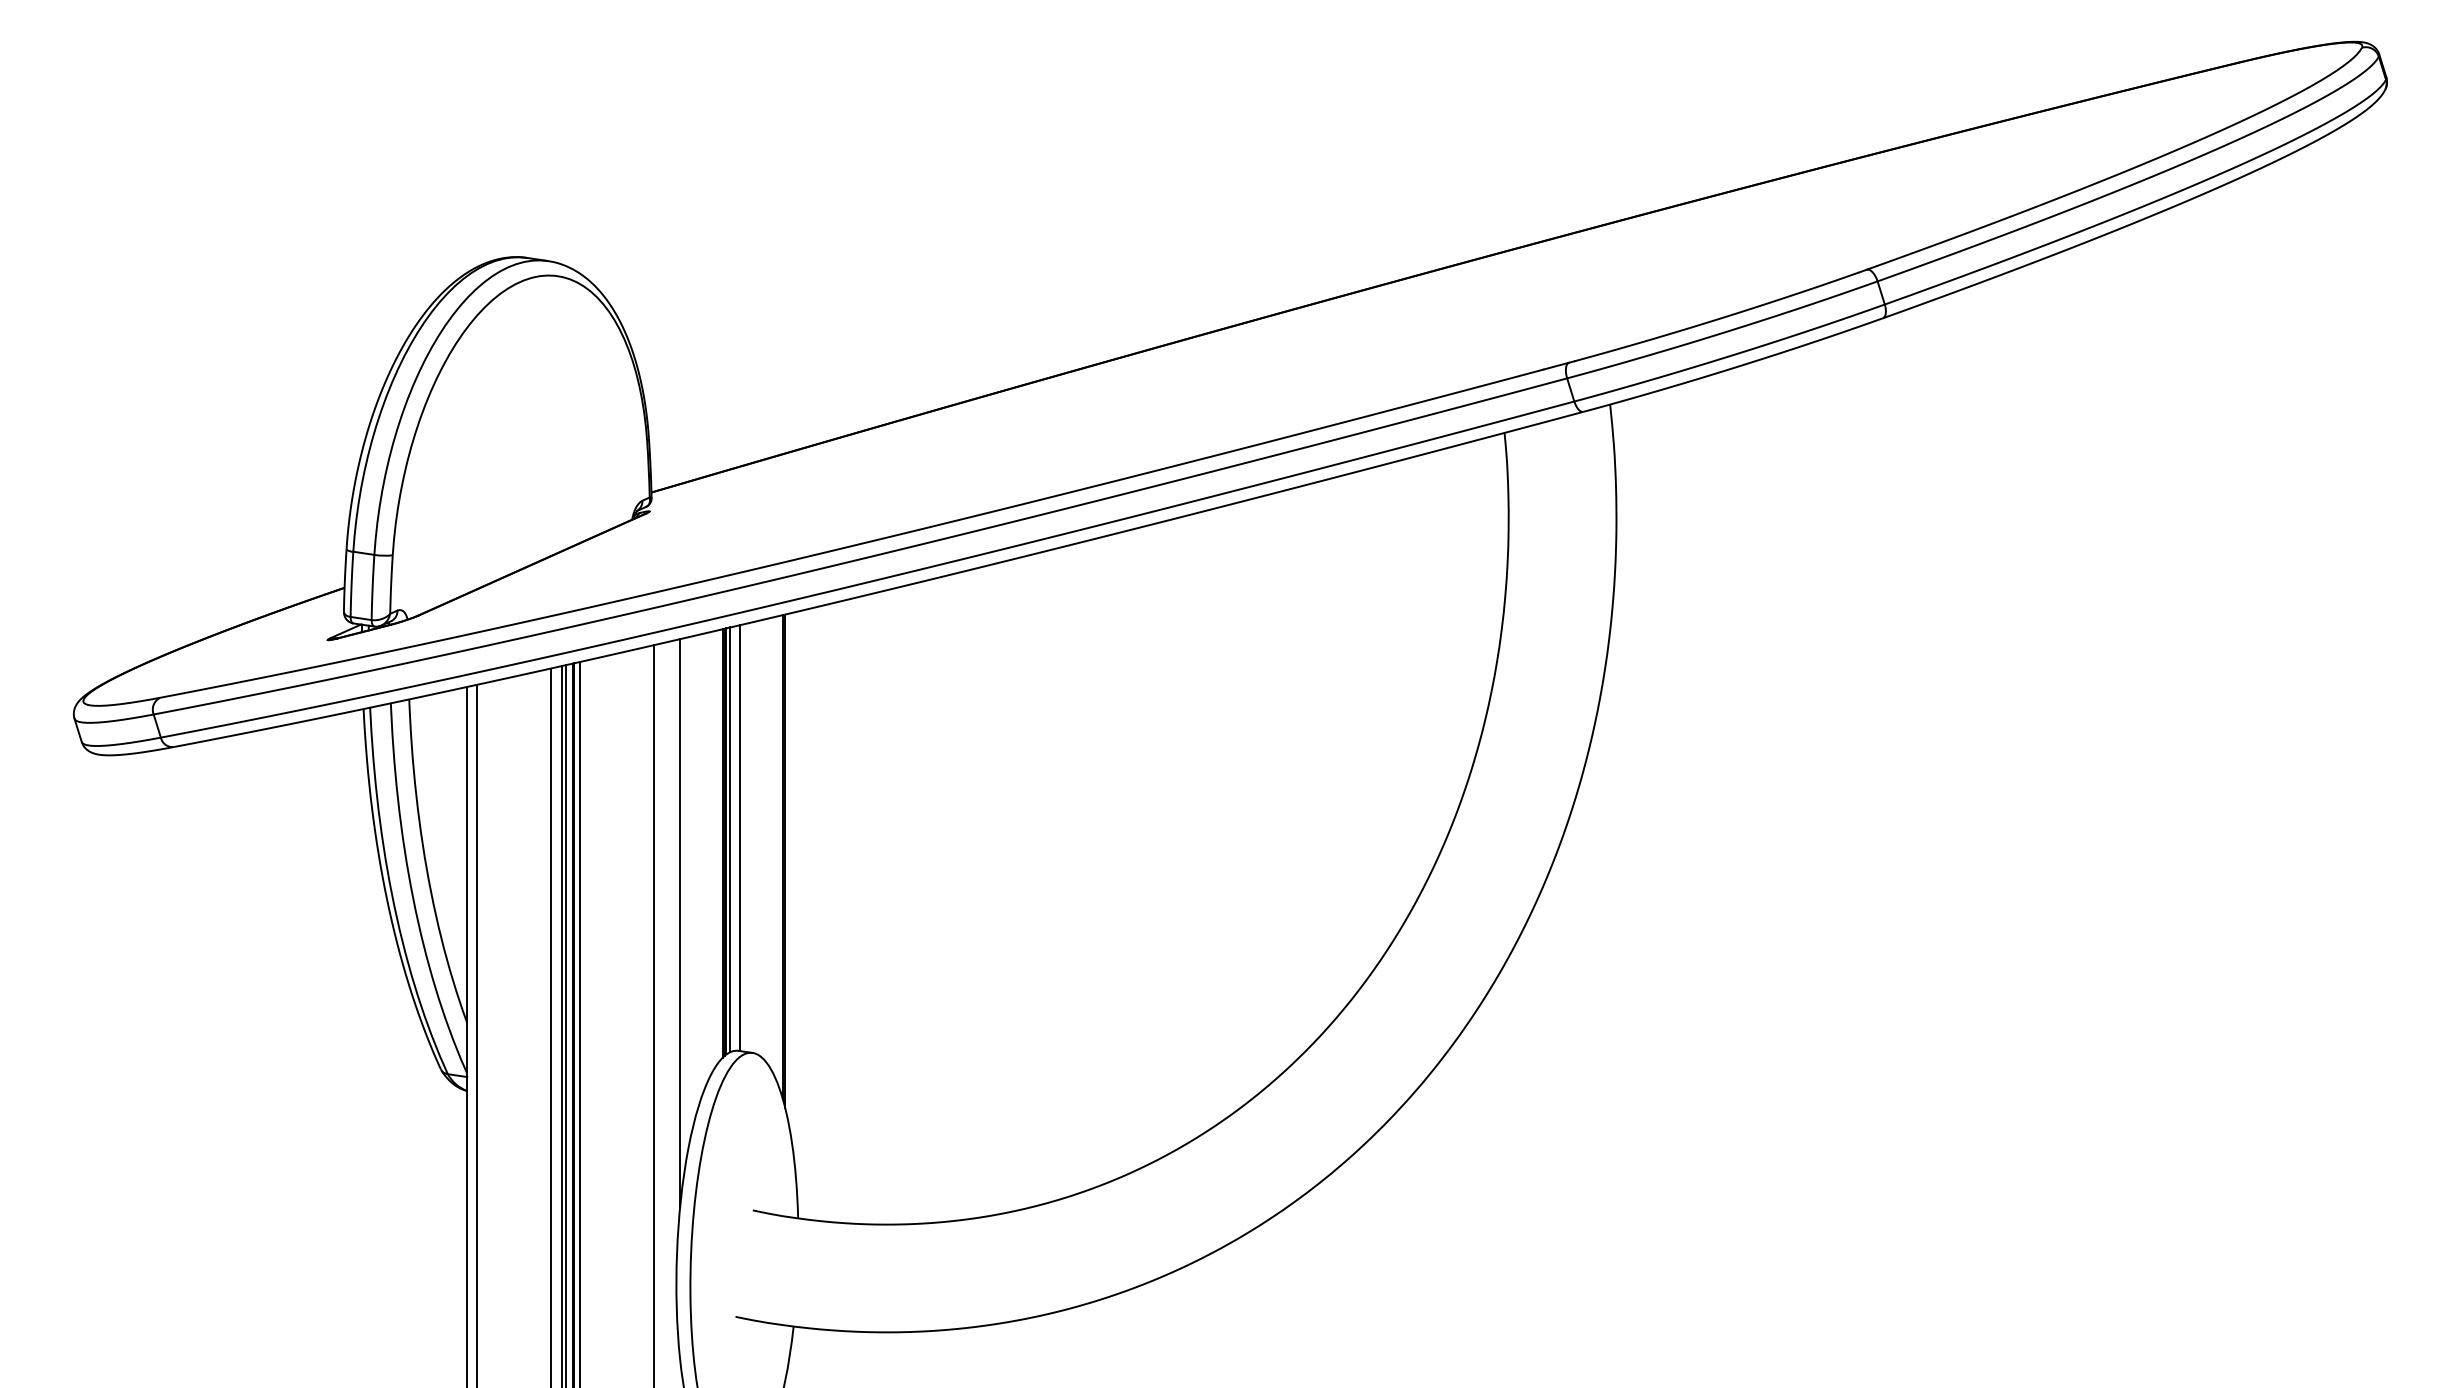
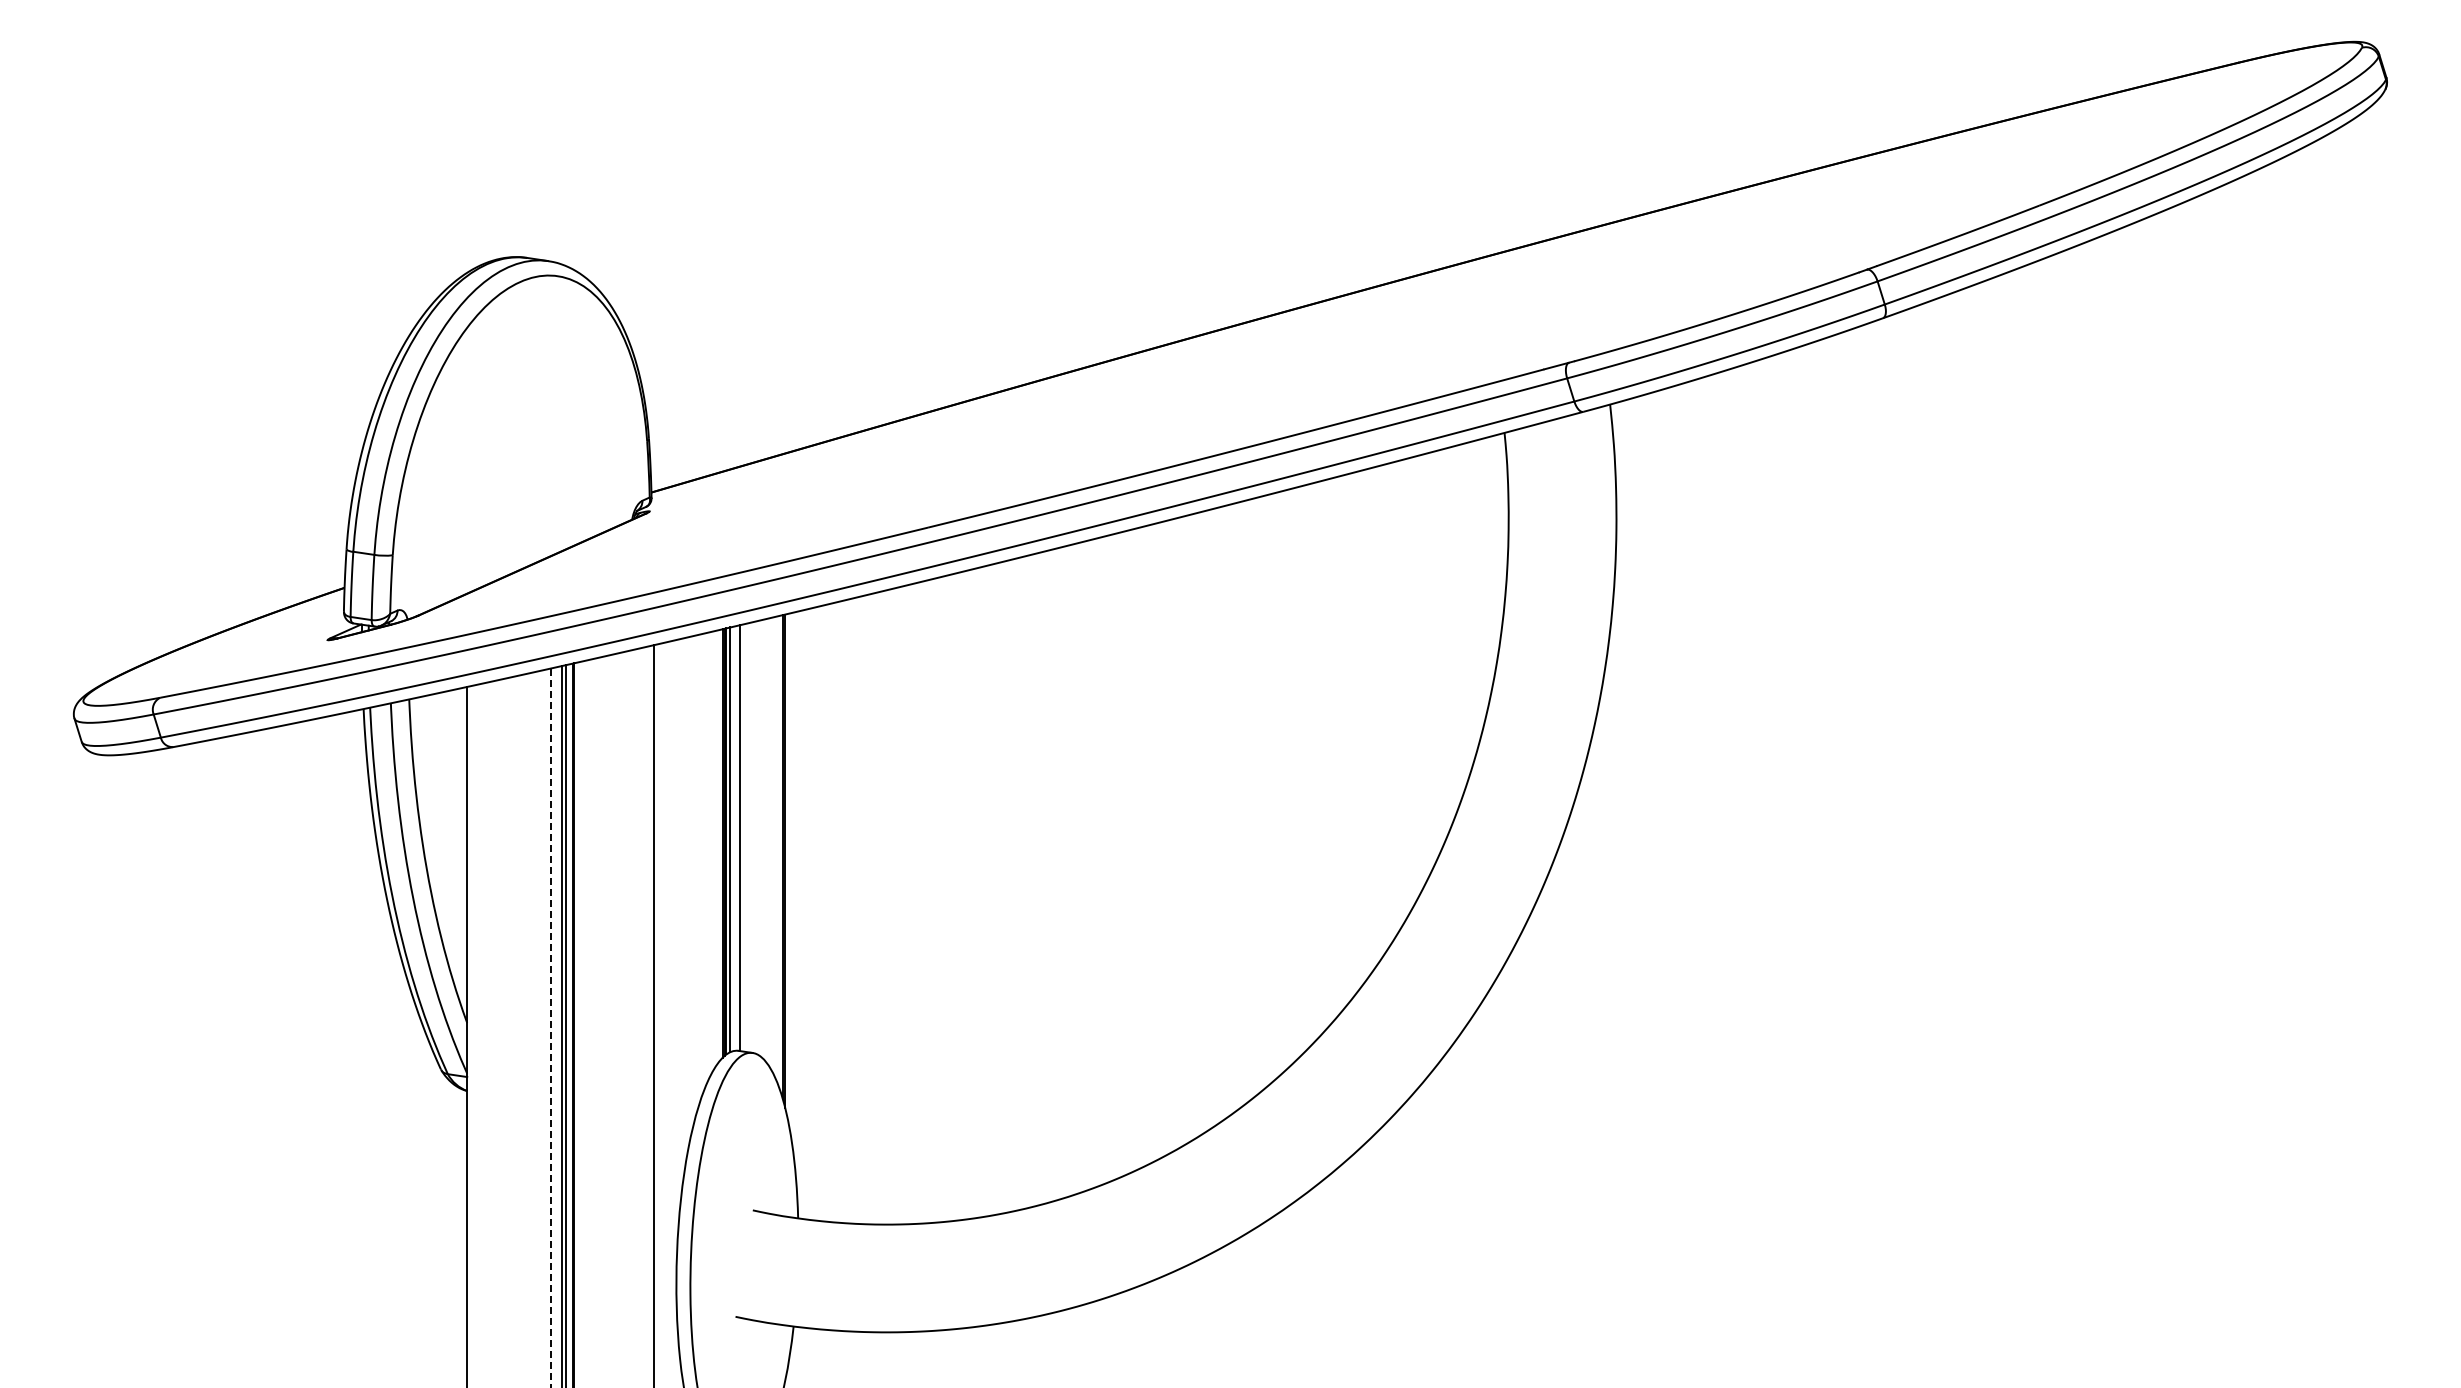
line: present -> none (680, 922)
line: present -> none (580, 1022)
line: solid -> dashed (550, 1028)
line: present -> none (476, 1034)
